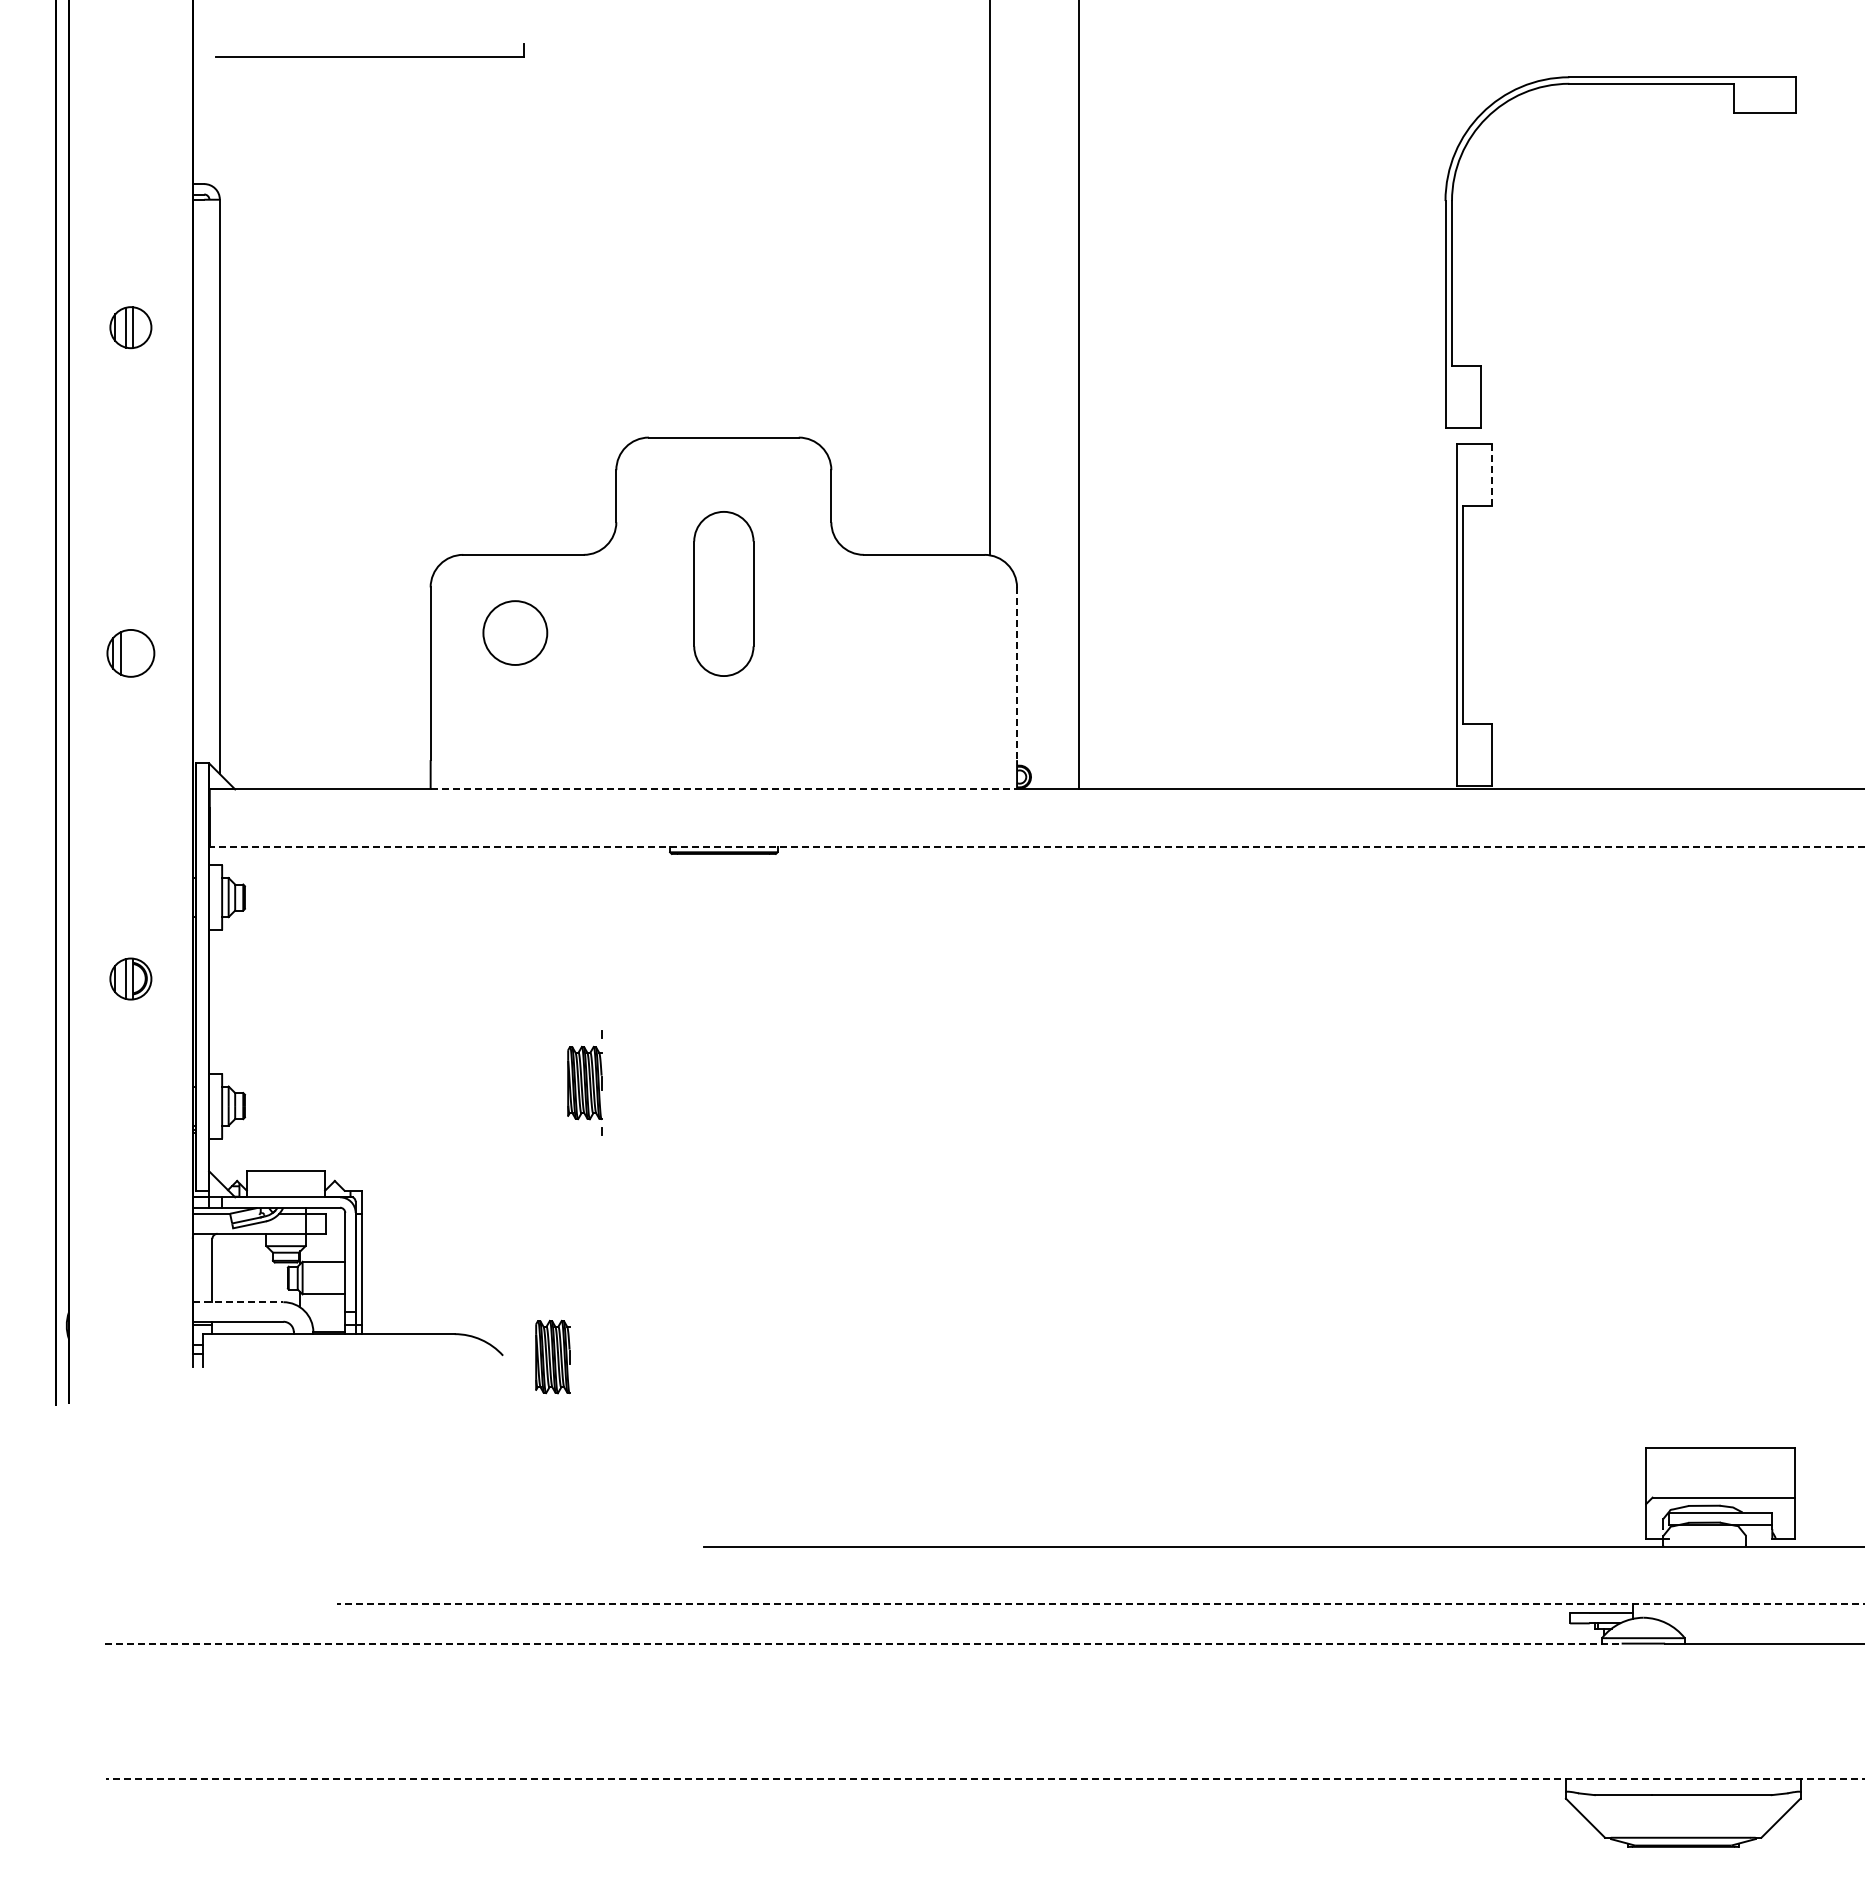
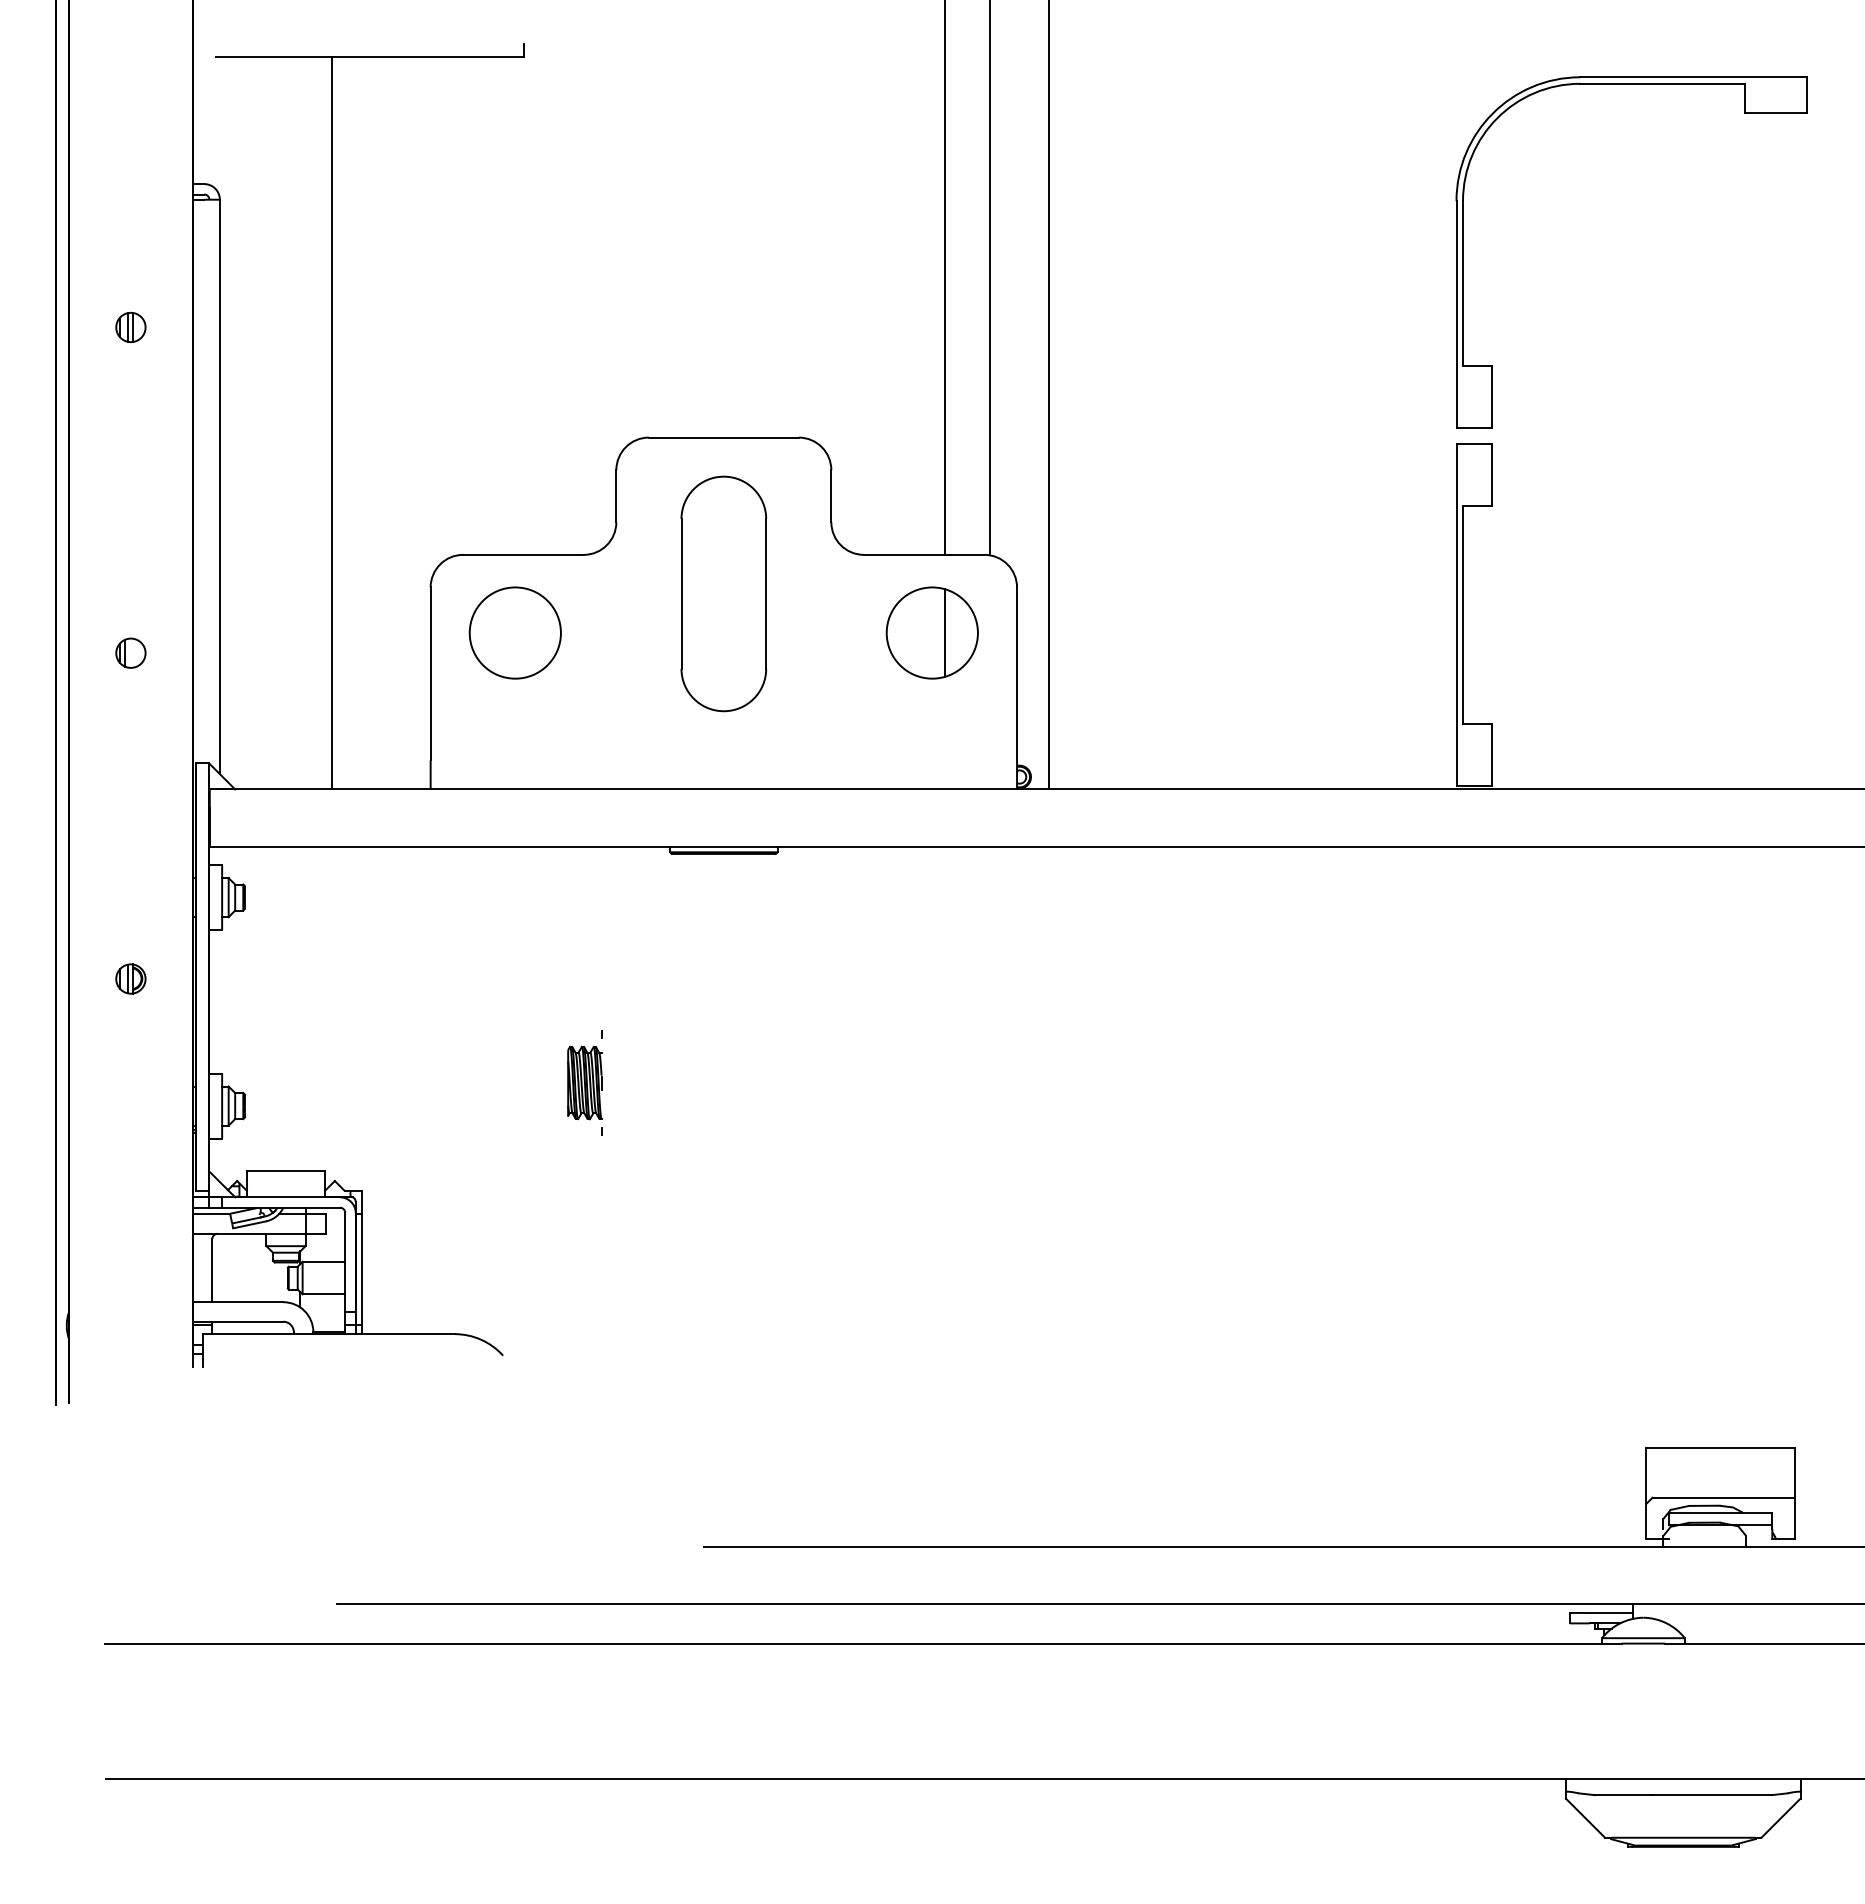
part position: (1620, 84) -> (1631, 84) (1631, 84)
line: none -> present (944, 278)
part size: 44x44 px -> 32x32 px (130, 326)
line position: (1078, 395) -> (1048, 395) (1048, 395)
line: none -> present (332, 423)
line: dashed -> solid (1492, 475)
part size: 62x166 px -> 88x238 px (723, 593)
circle diameter: 64 px -> 91 px (514, 632)
part: none -> present (931, 632)
part size: 50x49 px -> 32x32 px (130, 652)
line: dashed -> solid (1017, 674)
line: dashed -> solid (724, 789)
line: dashed -> solid (1036, 846)
part size: 44x44 px -> 32x32 px (130, 978)
line: dashed -> solid (238, 1302)
part: present -> none (552, 1356)
line: dashed -> solid (1100, 1603)
line: dashed -> solid (863, 1643)
line: dashed -> solid (985, 1779)
